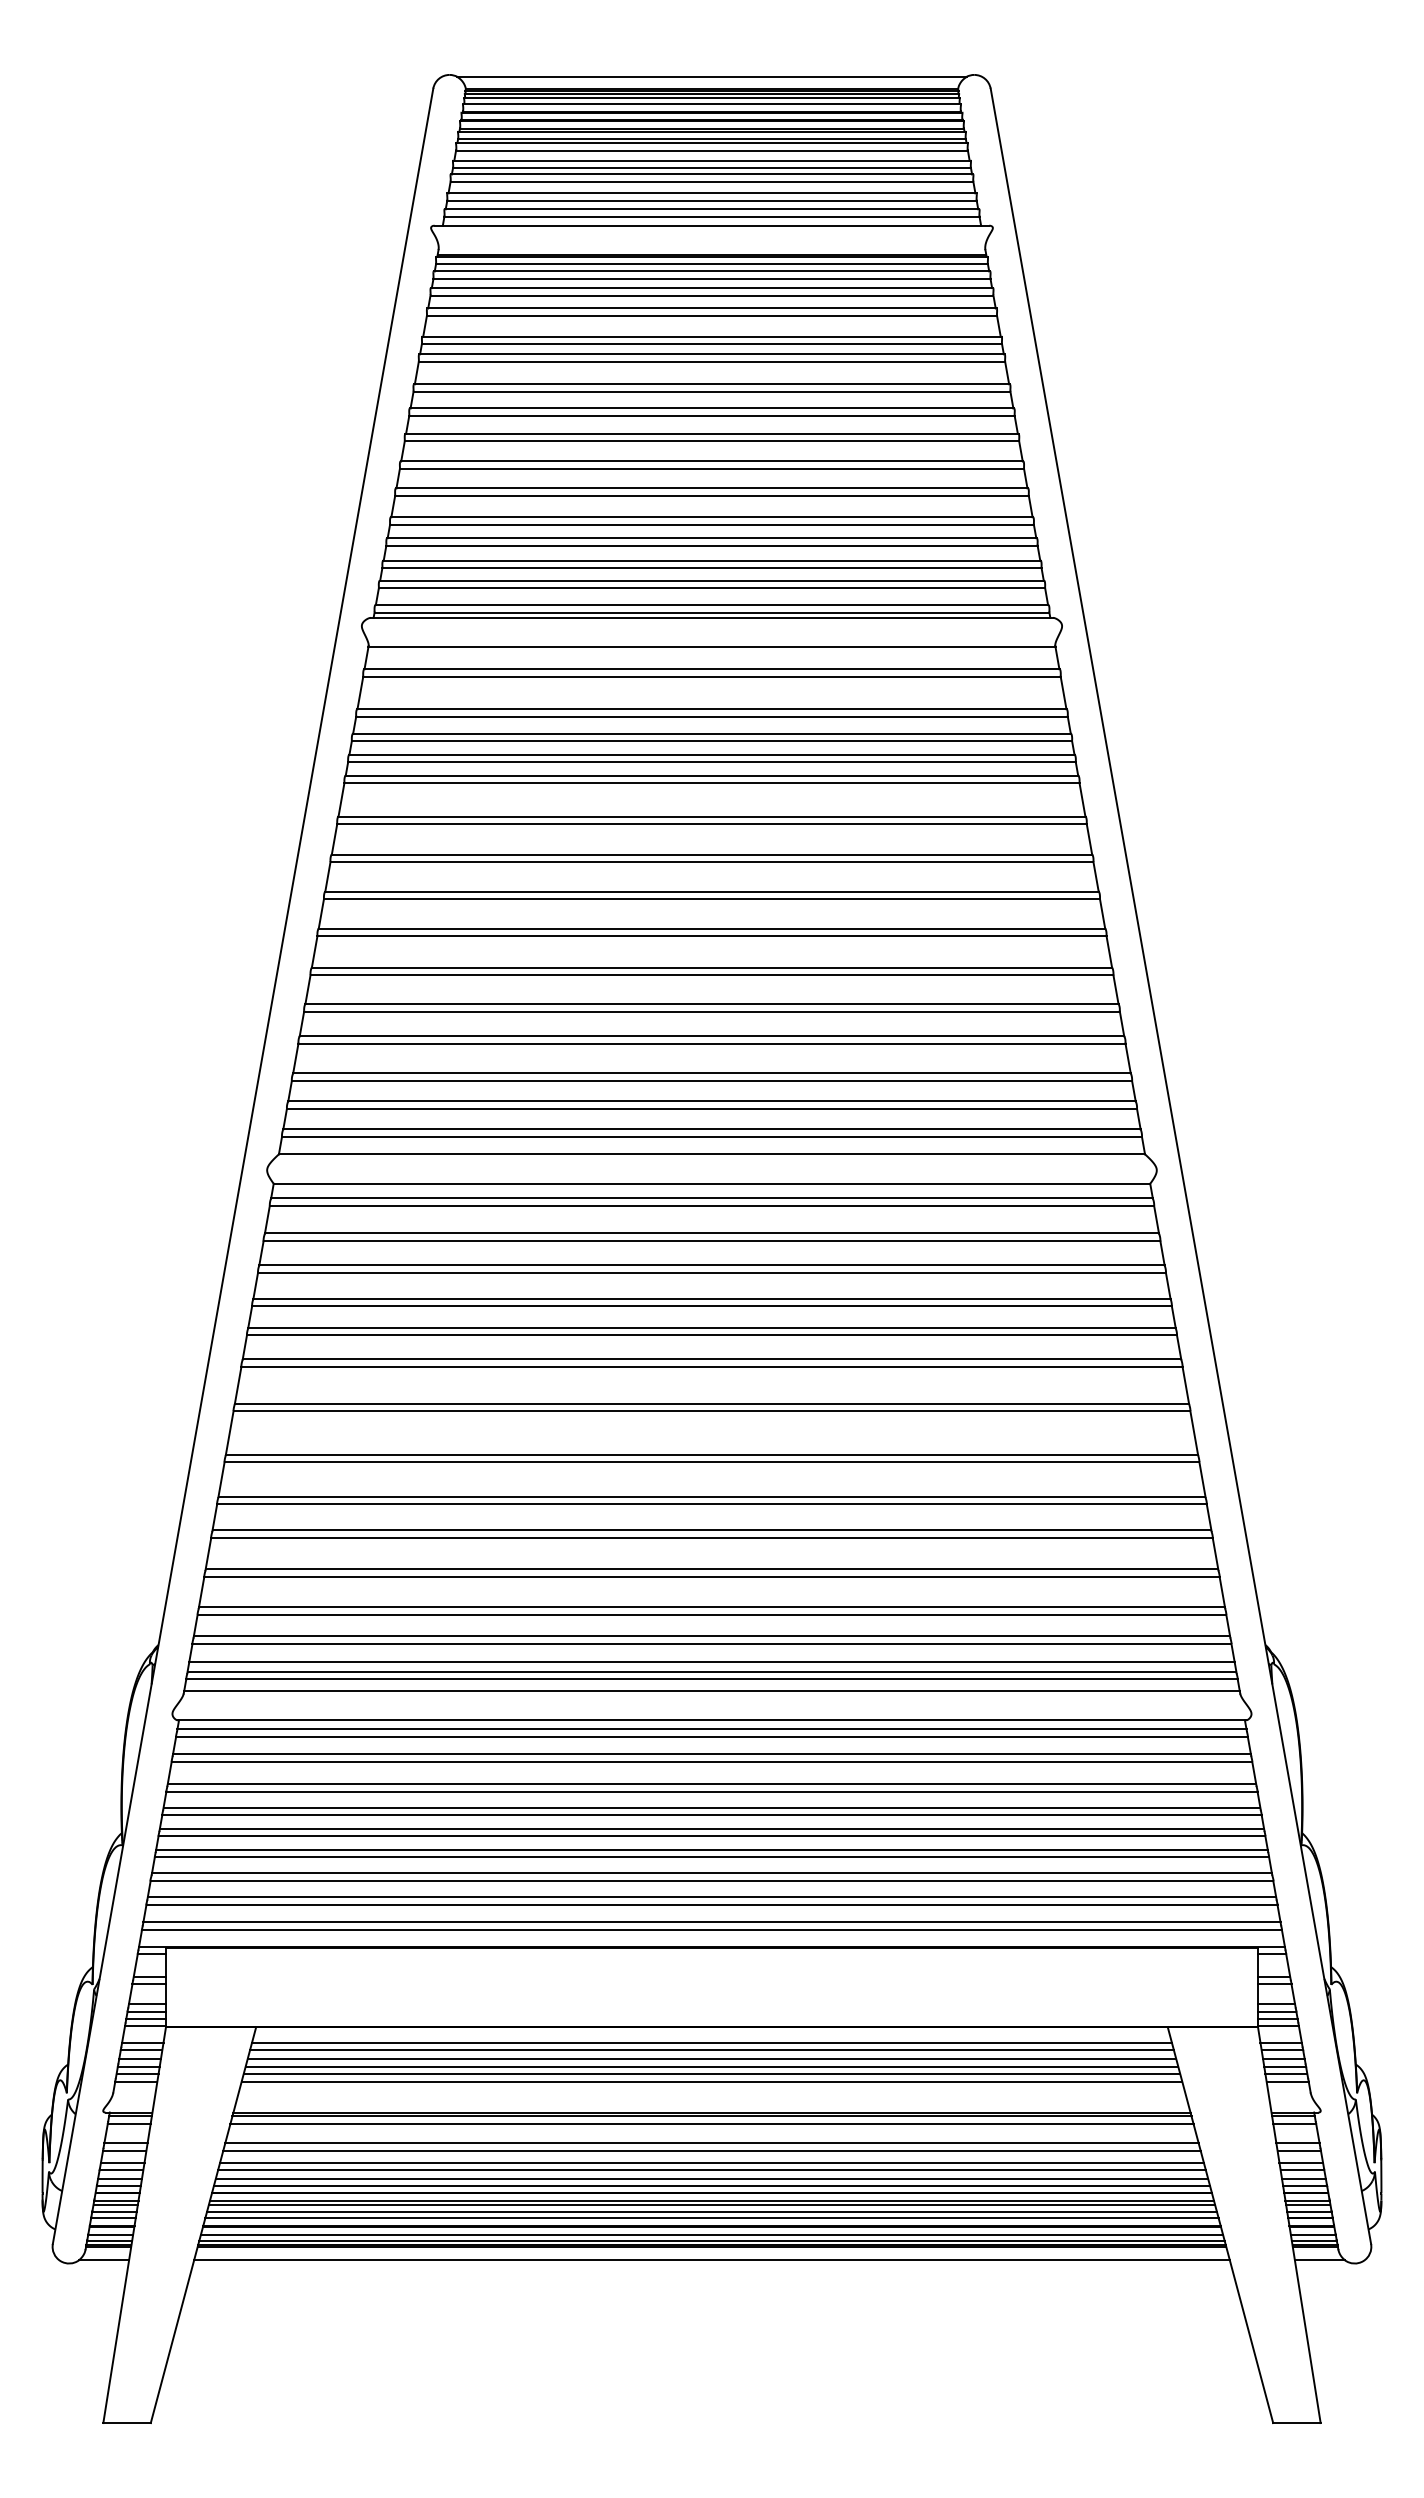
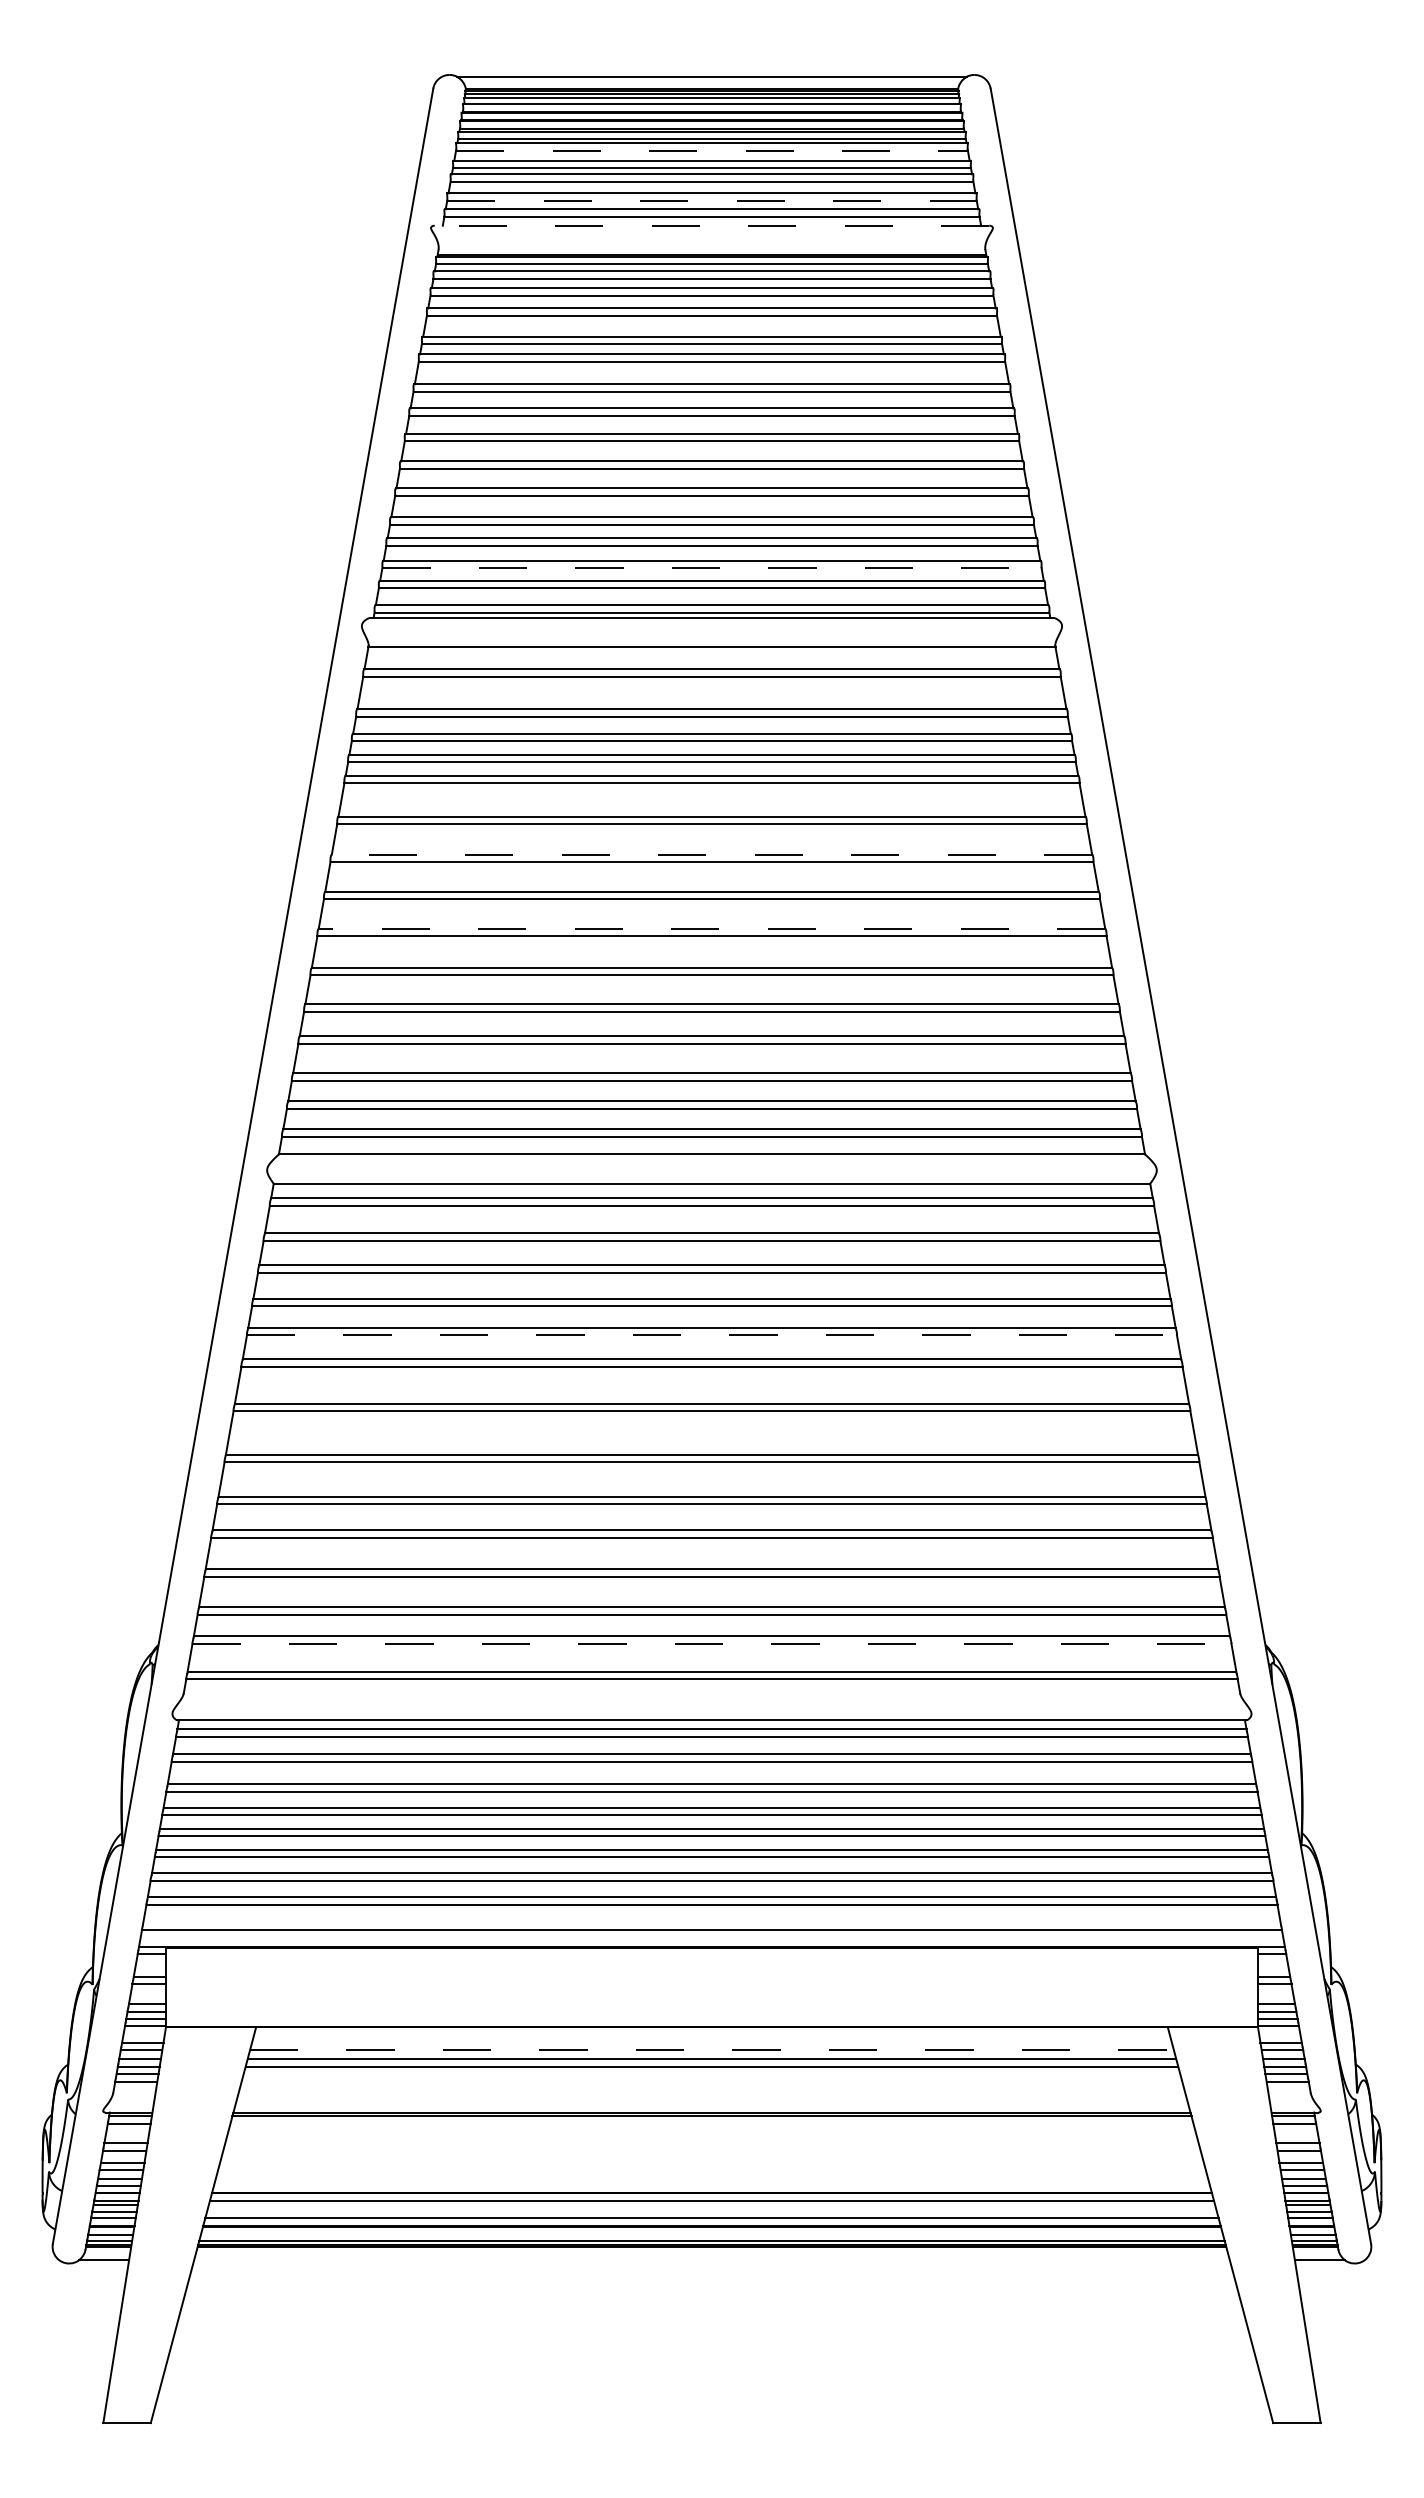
line: solid -> dashed (711, 150)
line: solid -> dashed (711, 200)
line: solid -> dashed (711, 225)
line: solid -> dashed (711, 568)
line: solid -> dashed (711, 854)
line: solid -> dashed (711, 928)
line: solid -> dashed (712, 1335)
line: solid -> dashed (712, 1643)
line: present -> none (711, 1662)
line: present -> none (711, 1690)
line: present -> none (711, 1922)
line: present -> none (711, 2042)
line: solid -> dashed (711, 2050)
line: present -> none (711, 2074)
line: present -> none (711, 2081)
line: present -> none (711, 2124)
line: present -> none (711, 2142)
line: present -> none (711, 2150)
line: present -> none (711, 2162)
line: present -> none (711, 2170)
line: present -> none (711, 2178)
line: present -> none (711, 2186)
line: present -> none (711, 2204)
line: present -> none (711, 2212)
line: present -> none (711, 2235)
line: present -> none (711, 2260)
